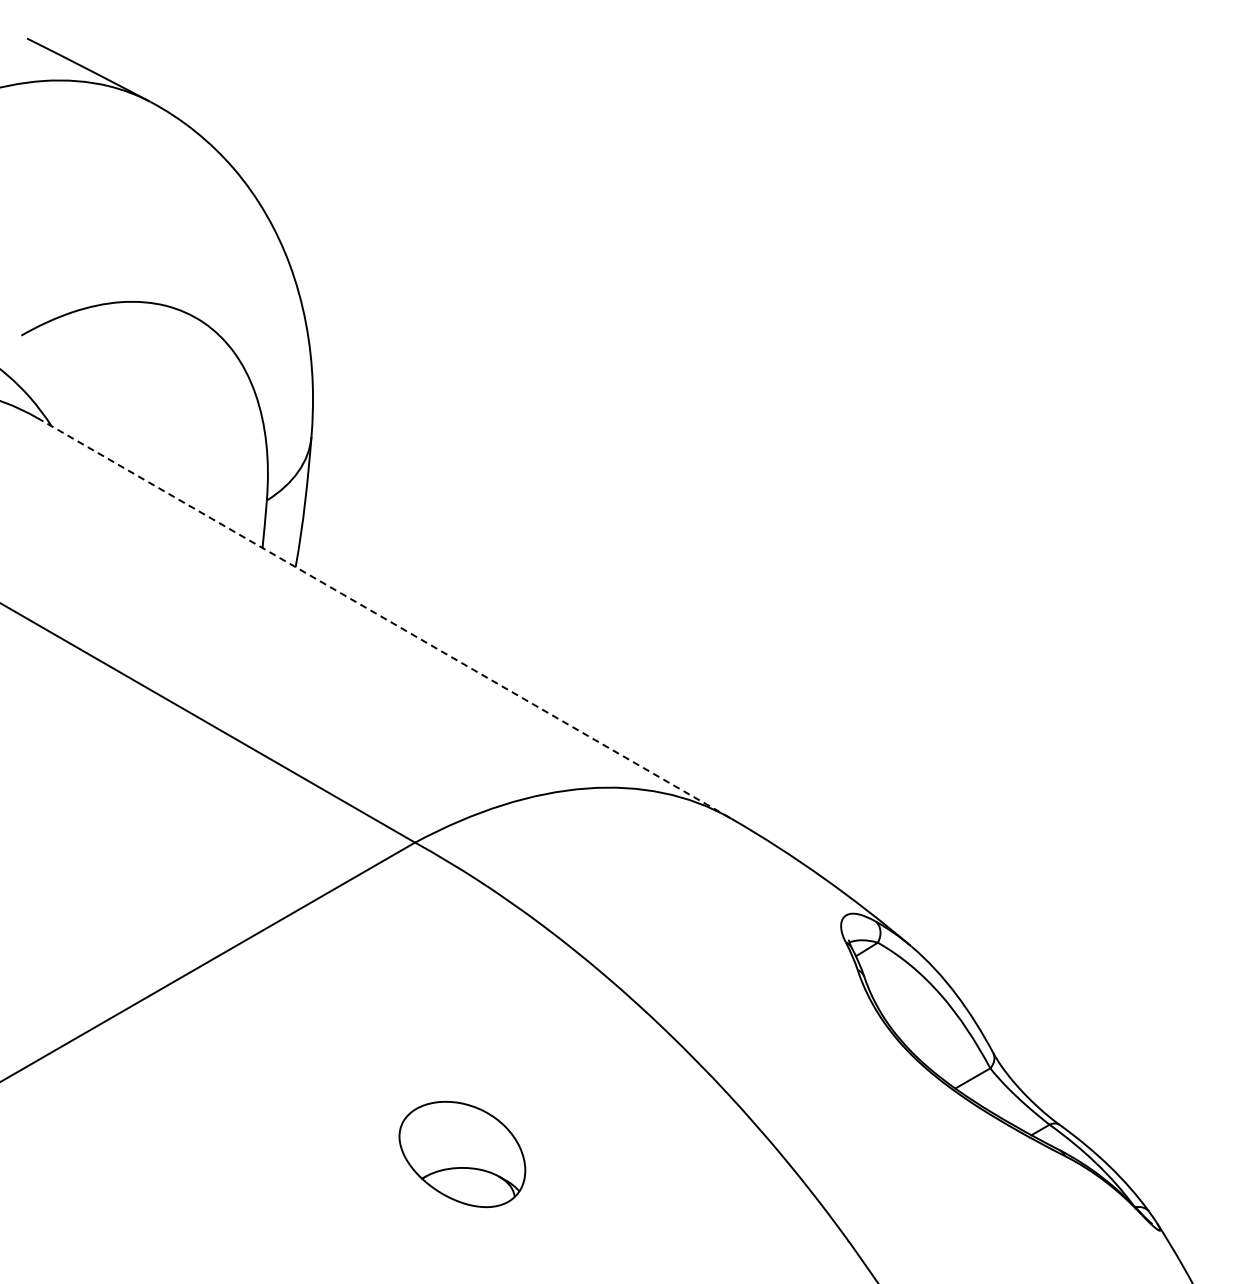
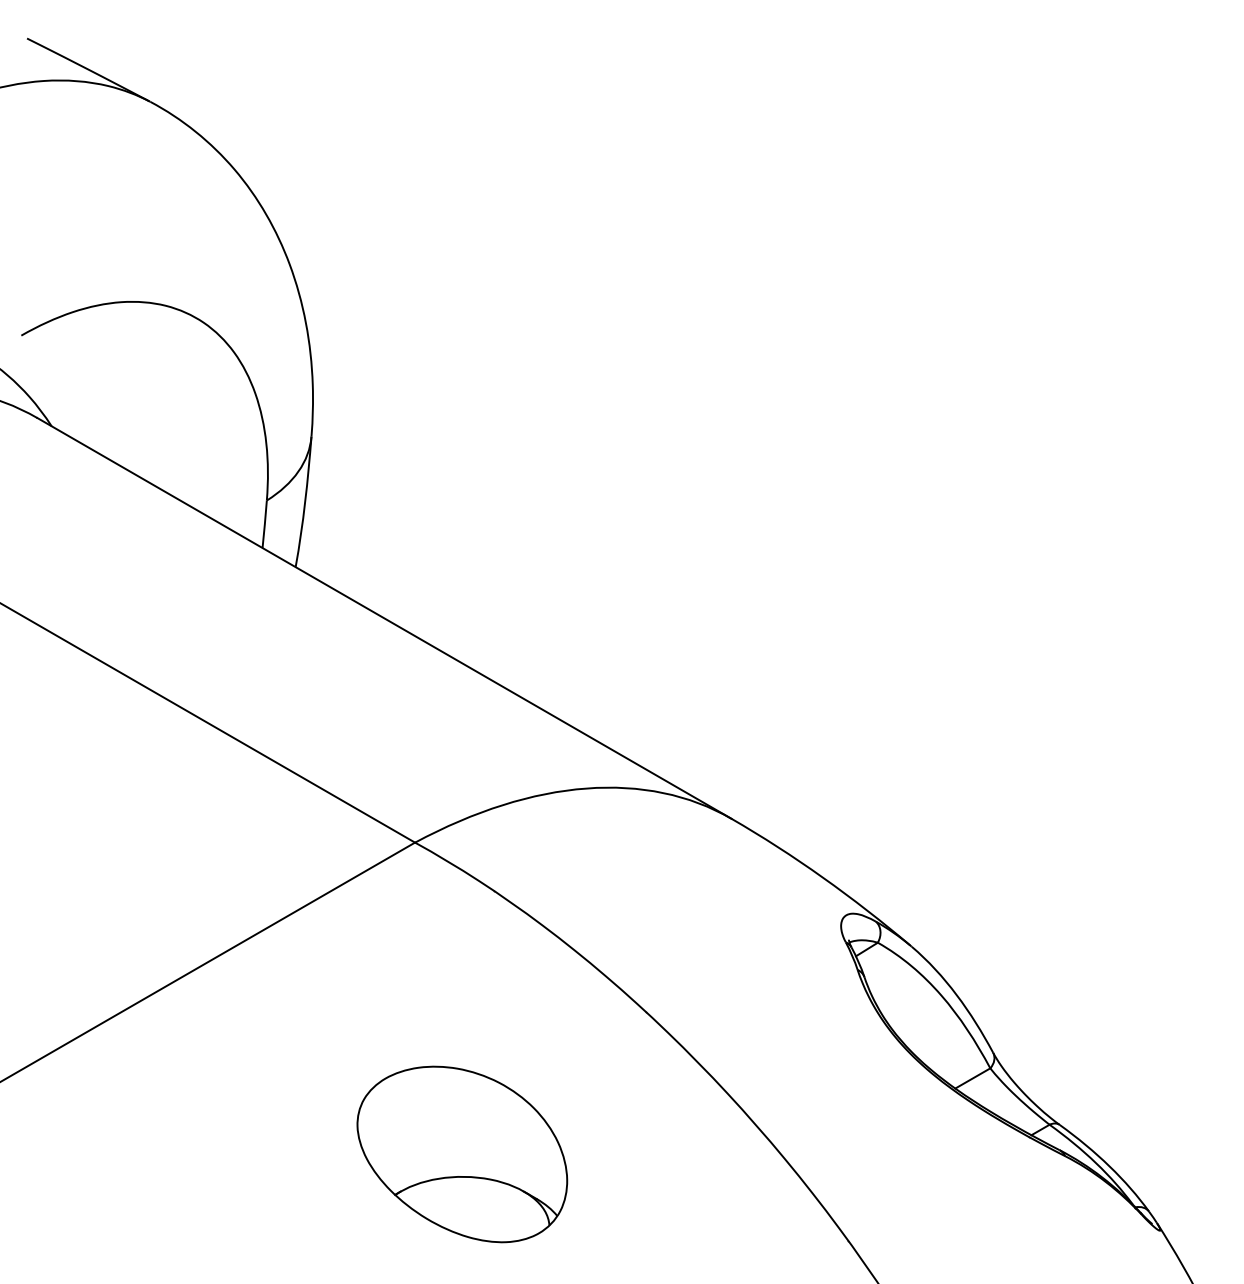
line: dashed -> solid (384, 618)
part size: 129x109 px -> 213x179 px (462, 1154)
